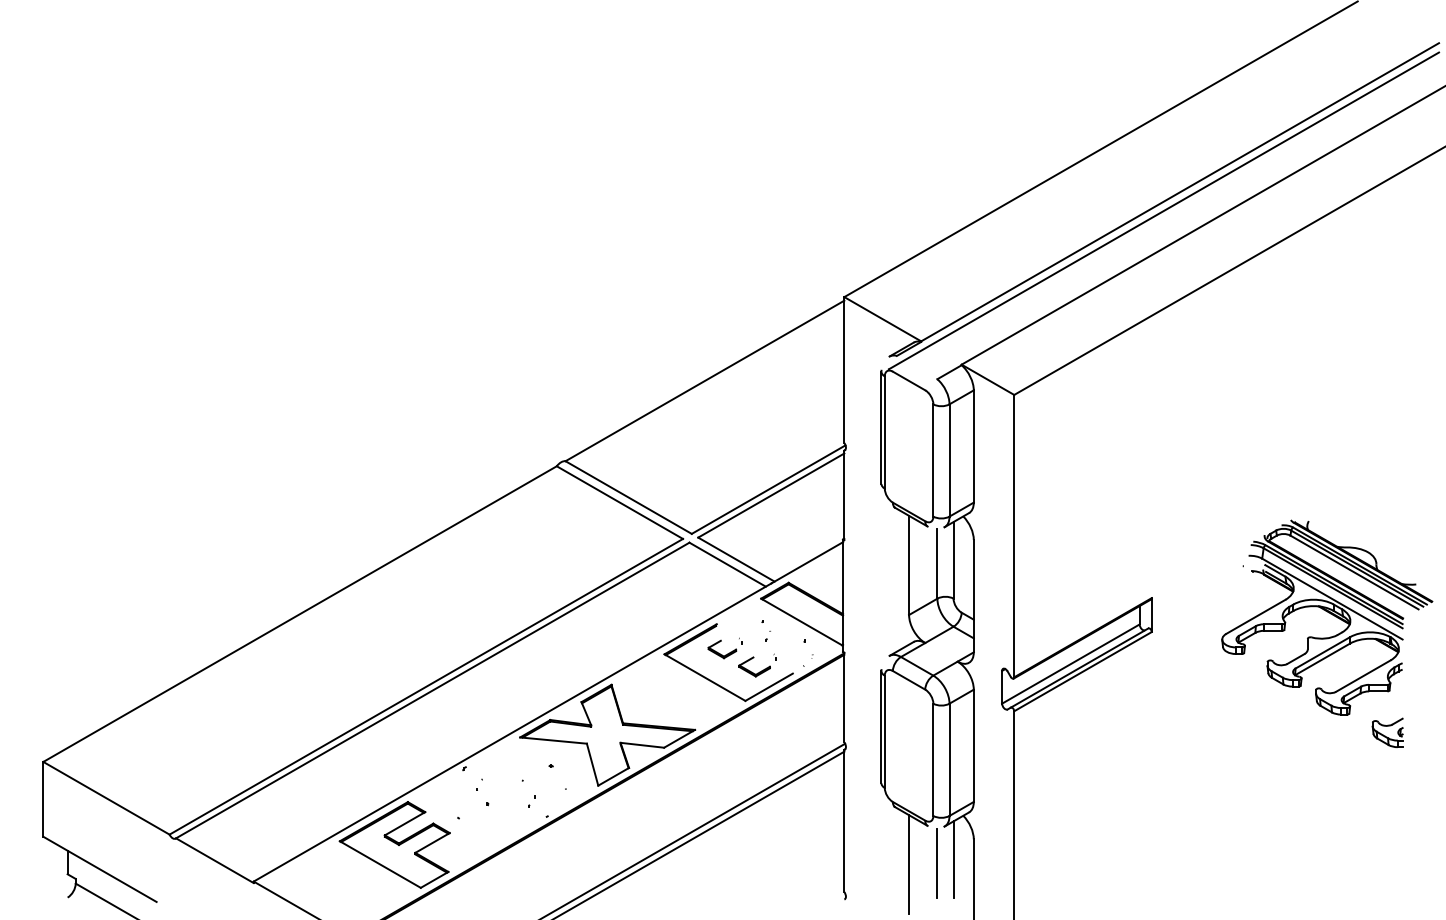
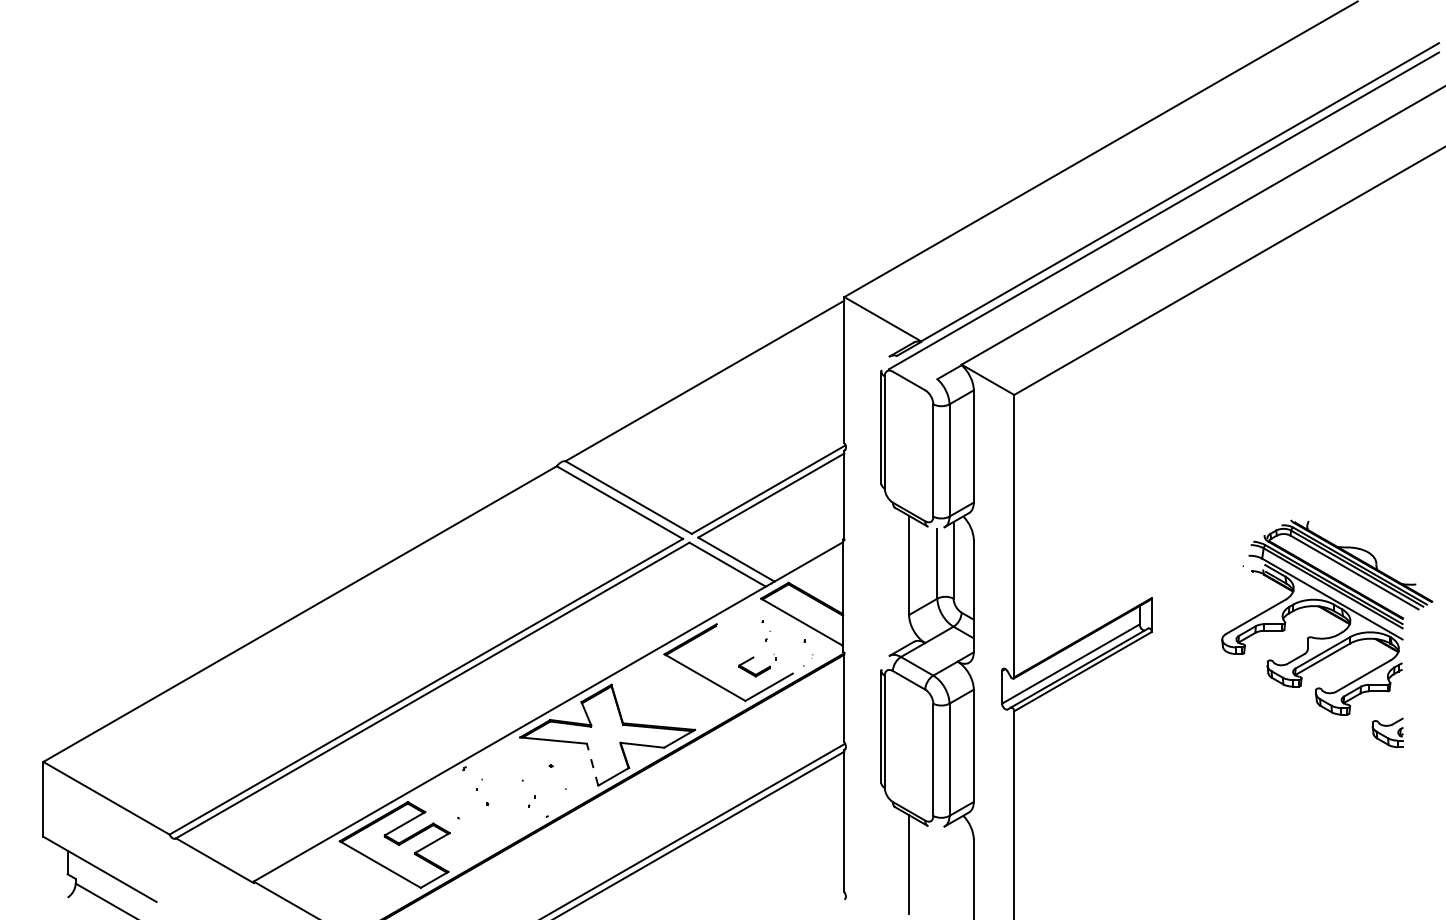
part: present -> none (724, 648)
line: solid -> dashed (592, 764)
line: present -> none (953, 859)
line: present -> none (937, 863)
